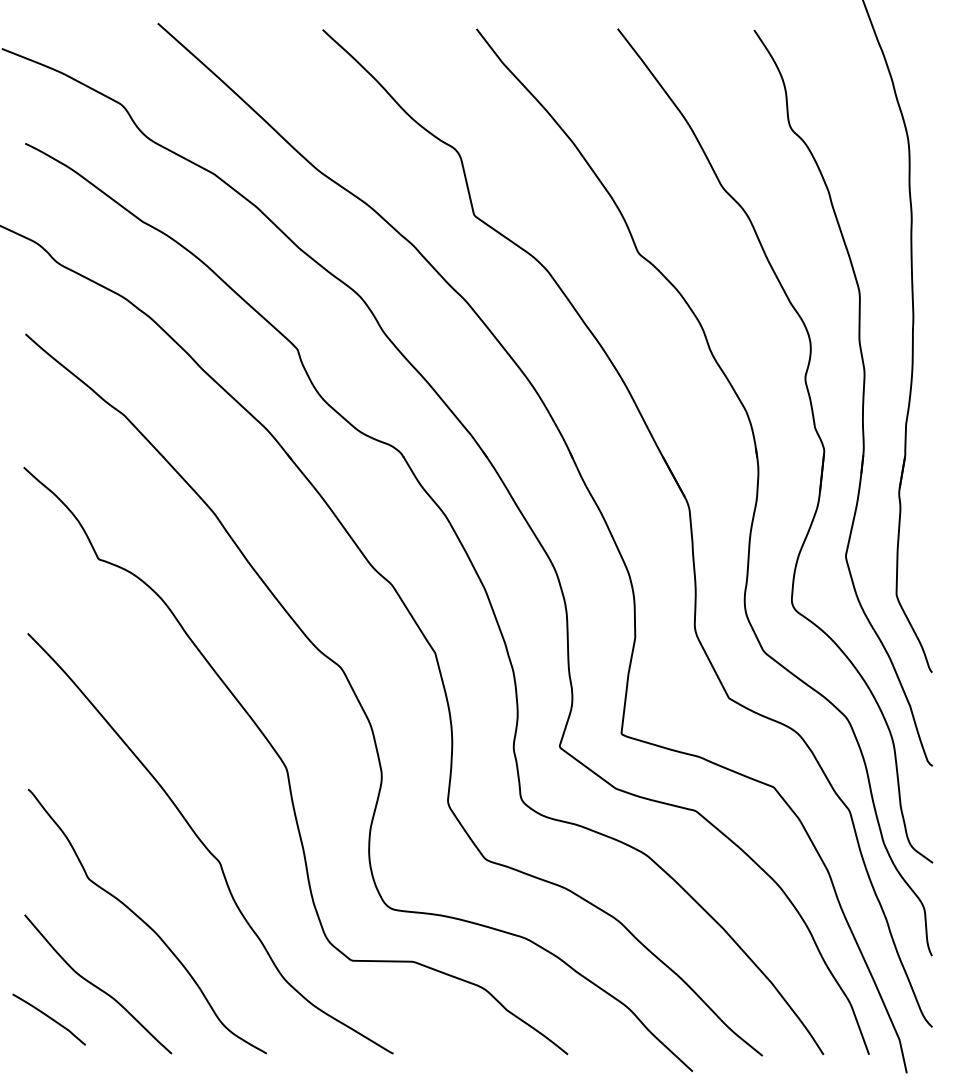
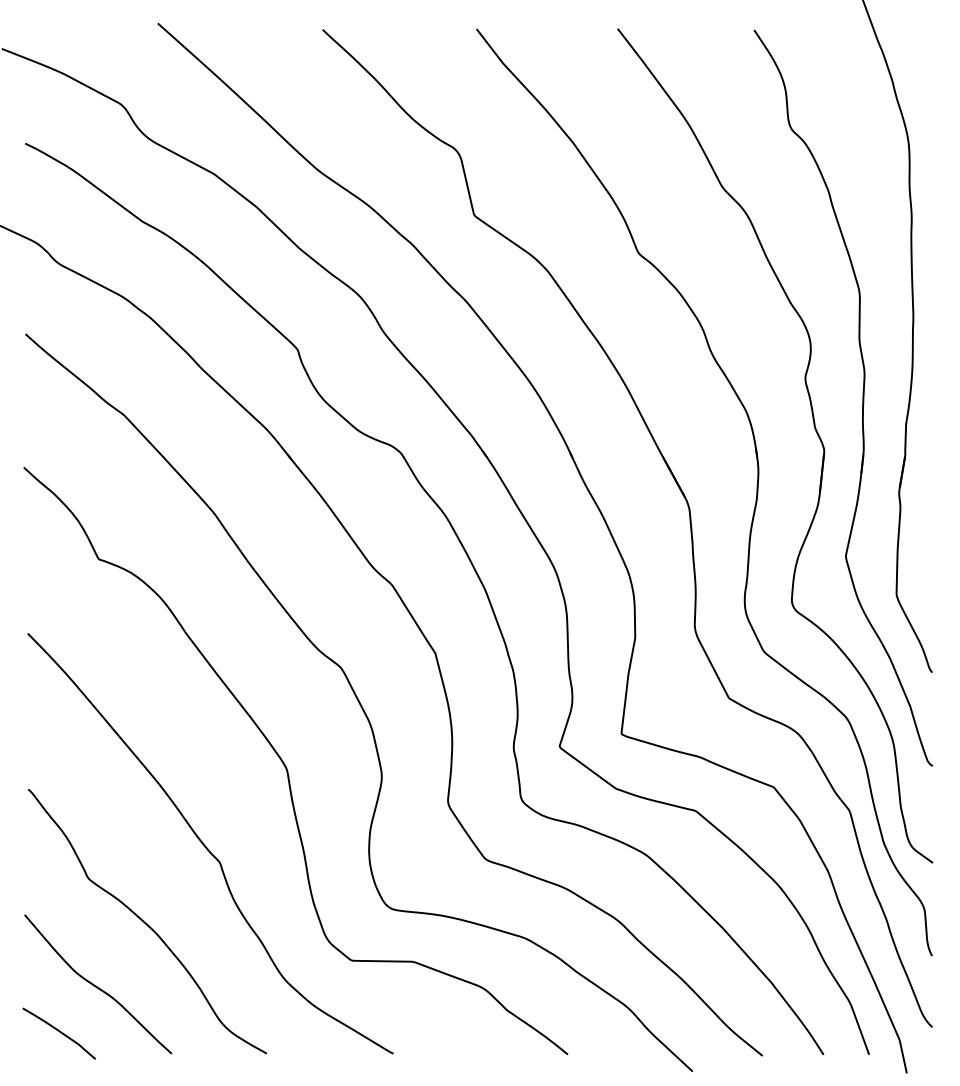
curve position: (49, 1018) -> (59, 1032) (59, 1032)
